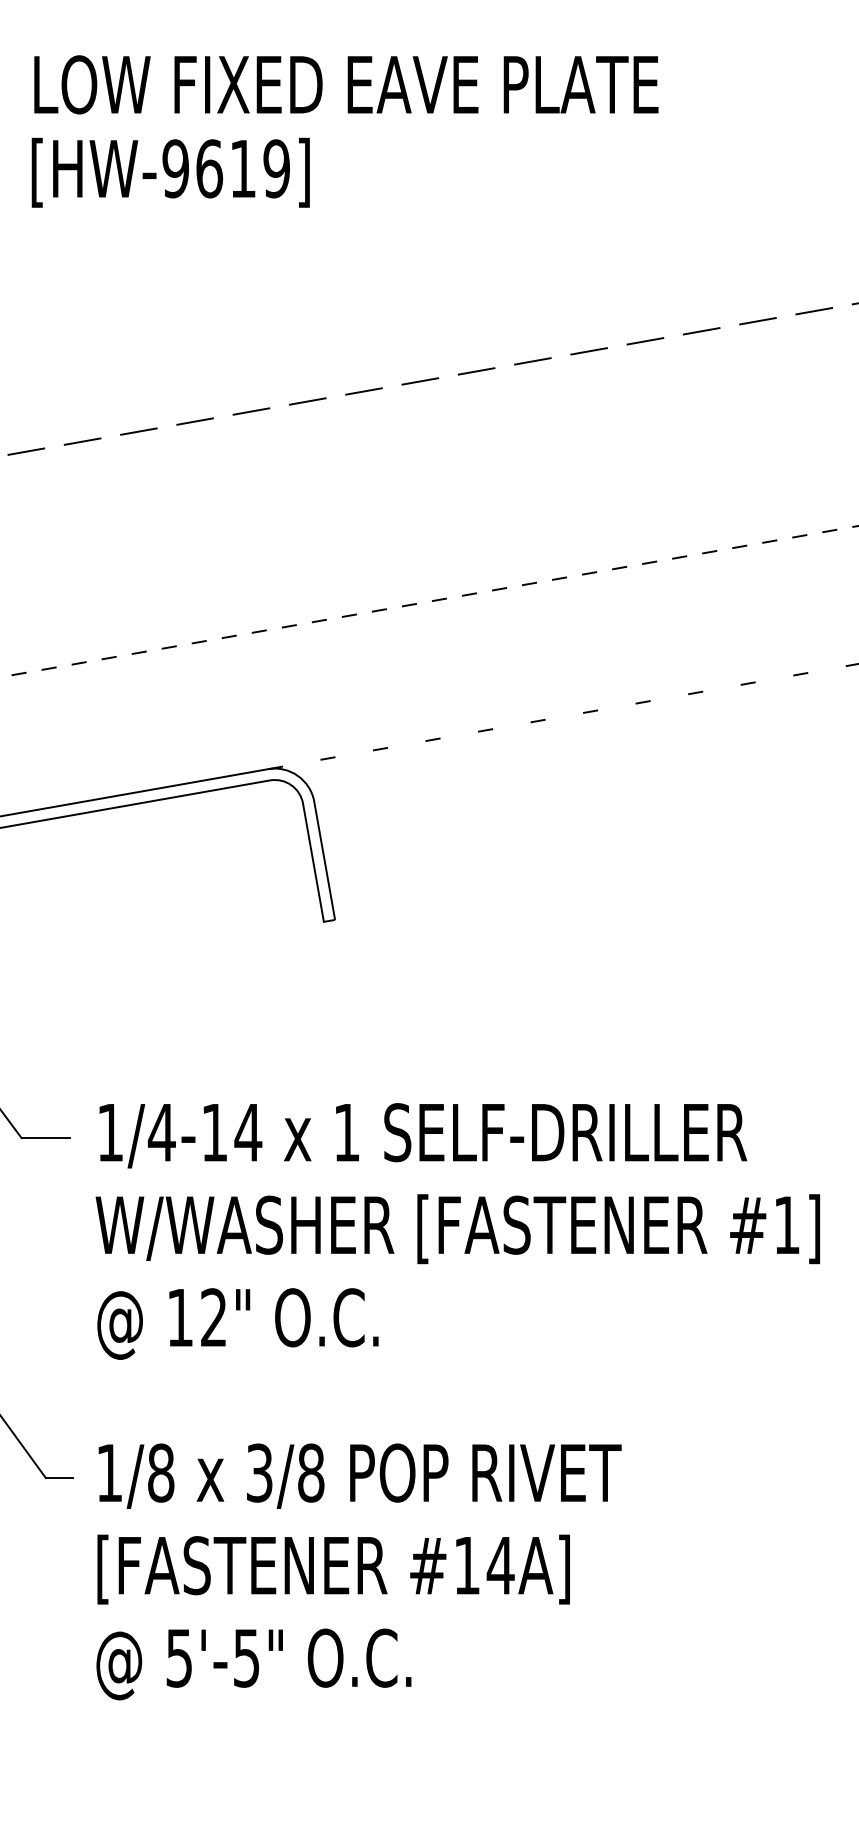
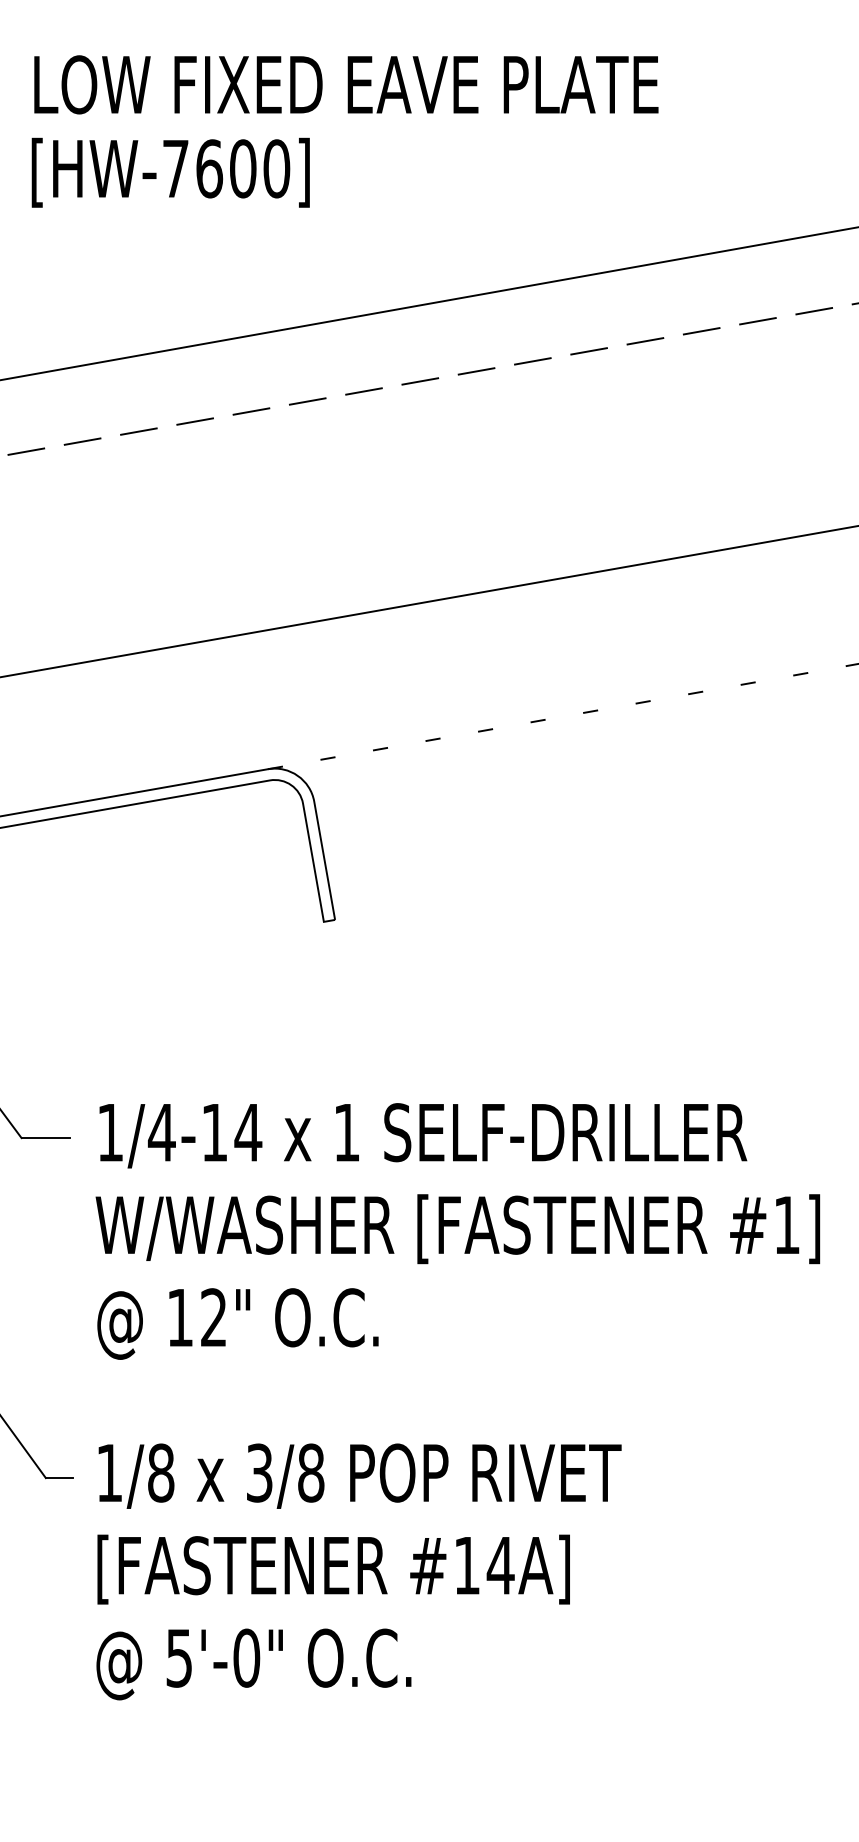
text: [HW-9619] -> [HW-7600] (226, 168)
line: none -> present (428, 303)
line: dashed -> solid (429, 601)
text: 5'-5" -> 5'-0" (246, 1657)
